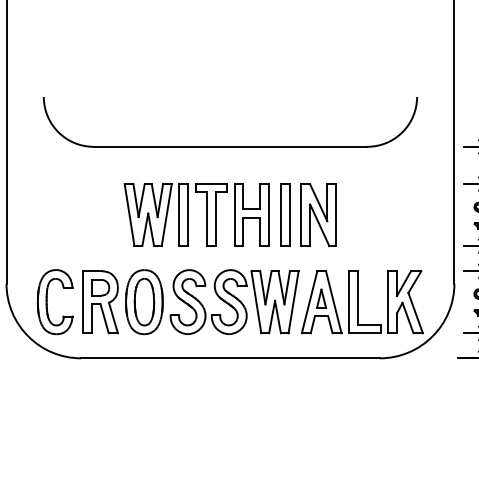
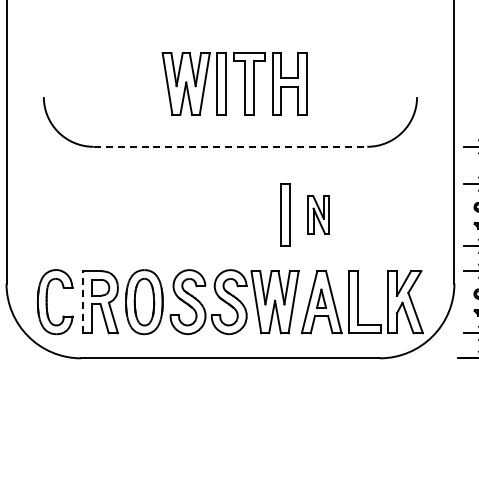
line: solid -> dashed (230, 146)
part position: (188, 214) -> (226, 83) (226, 83)
part size: 37x64 px -> 23x40 px (318, 214)
line: solid -> dashed (83, 302)
